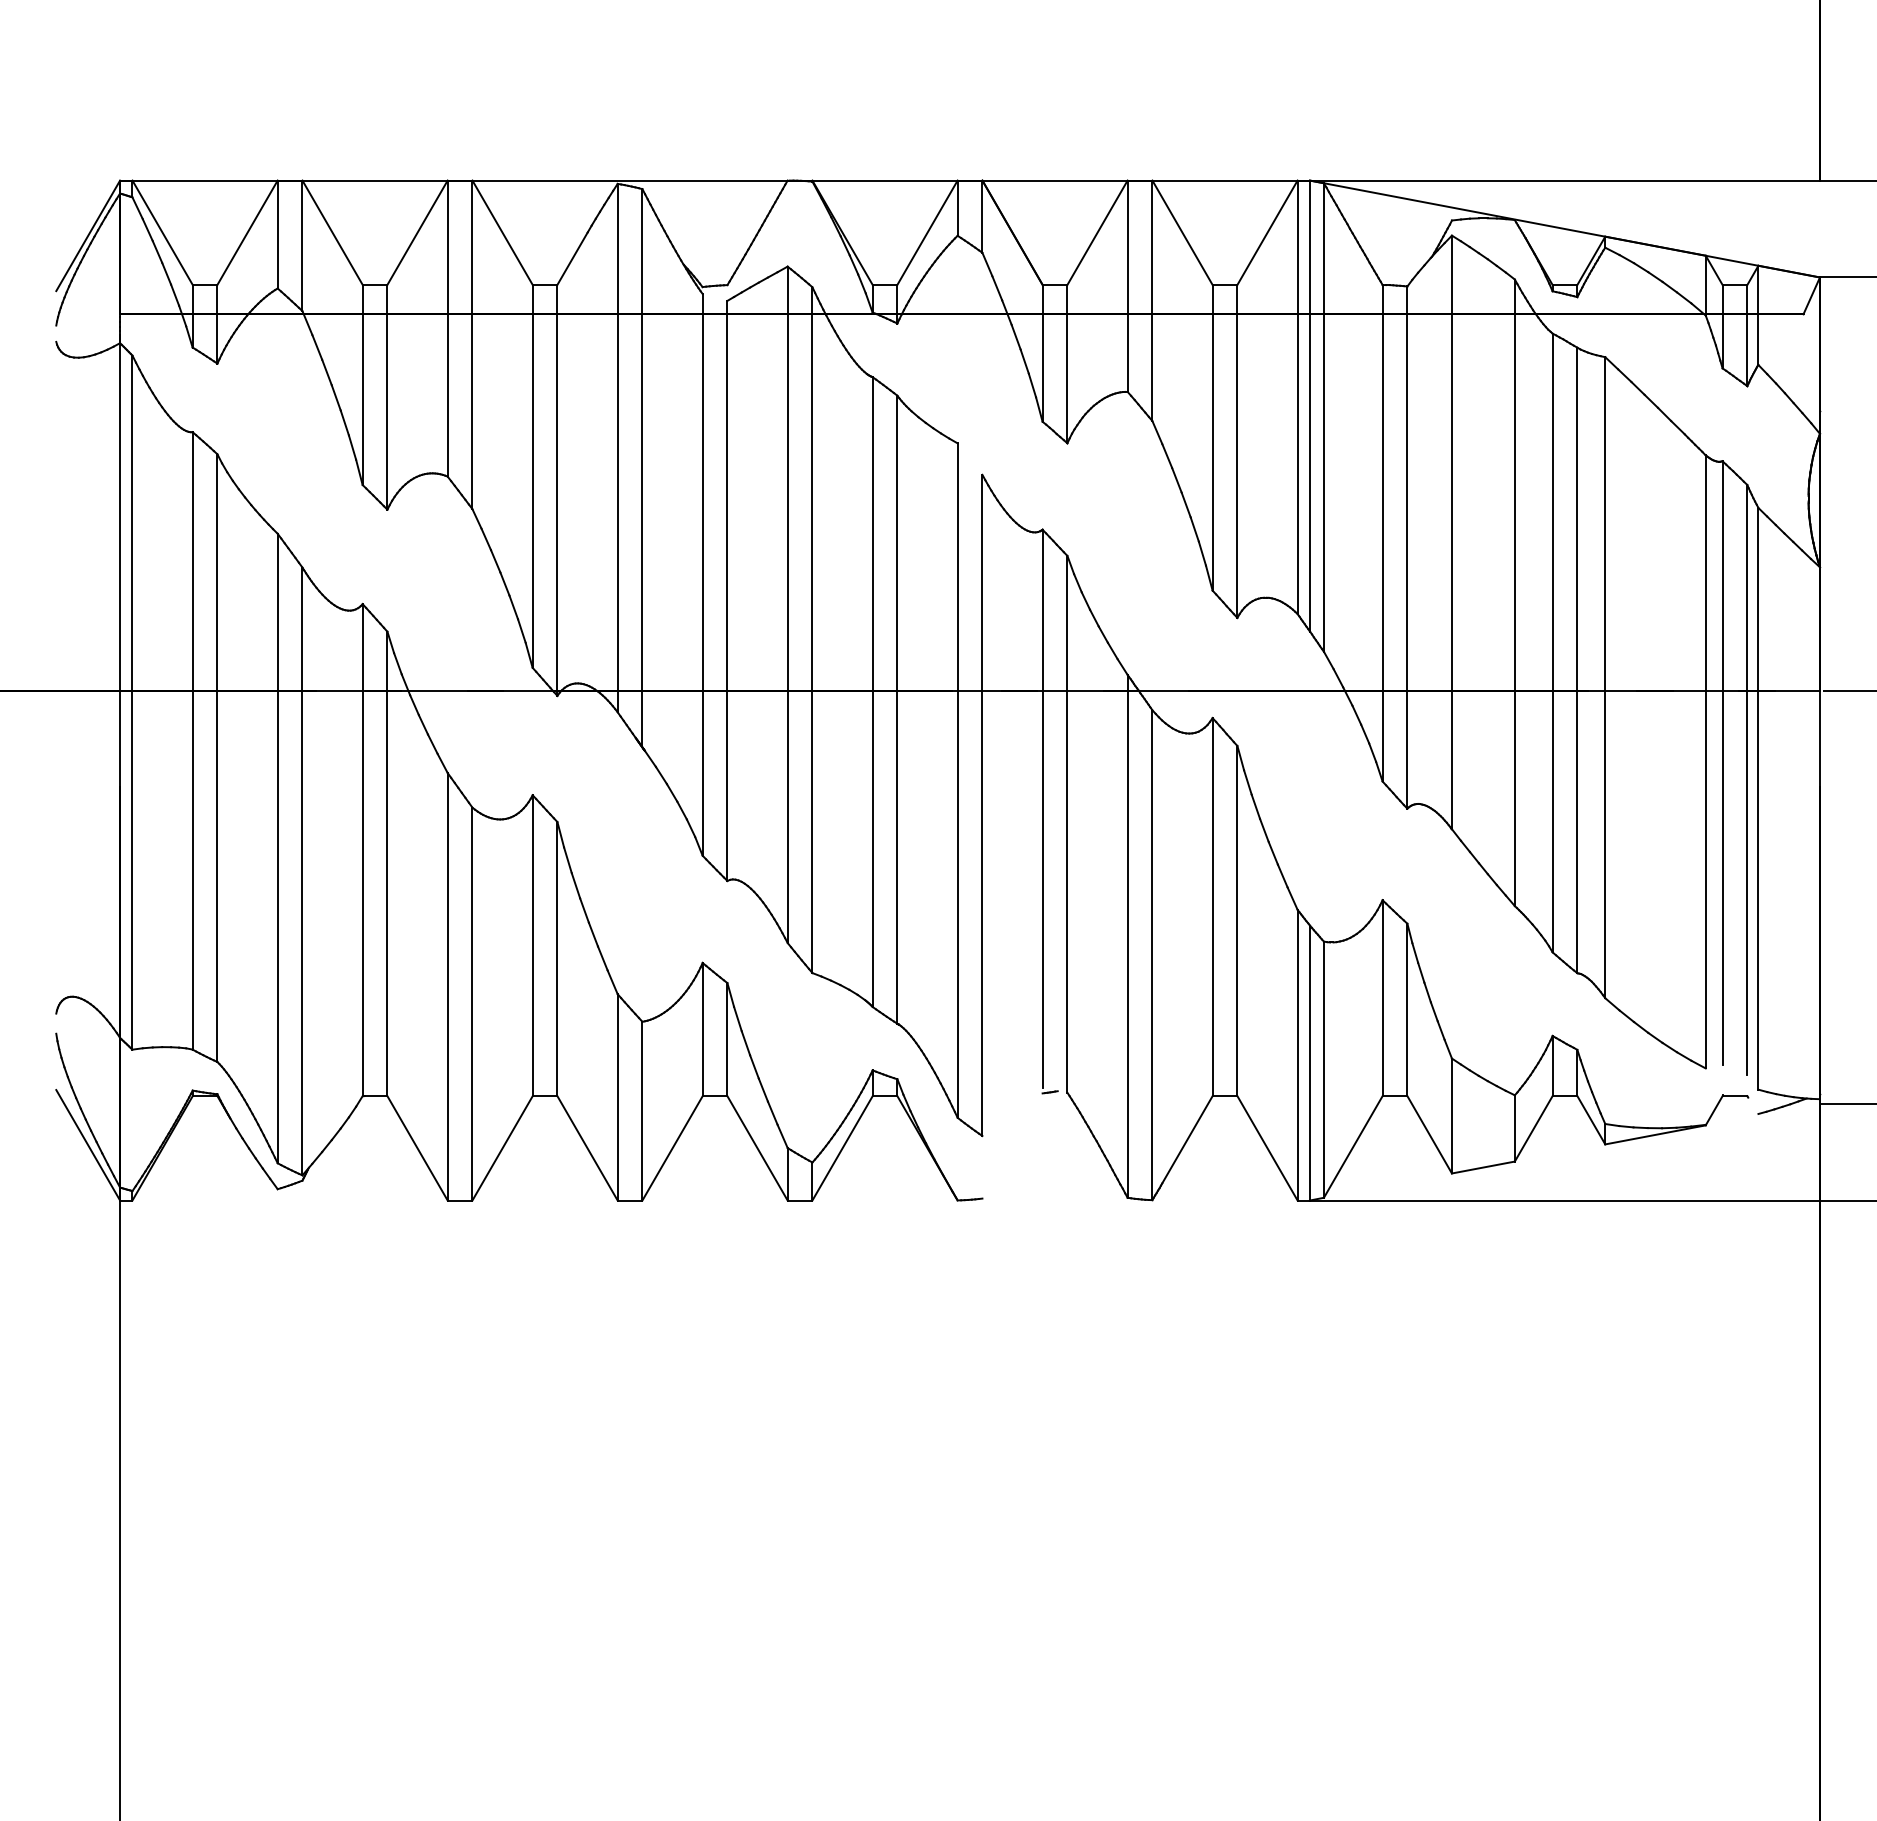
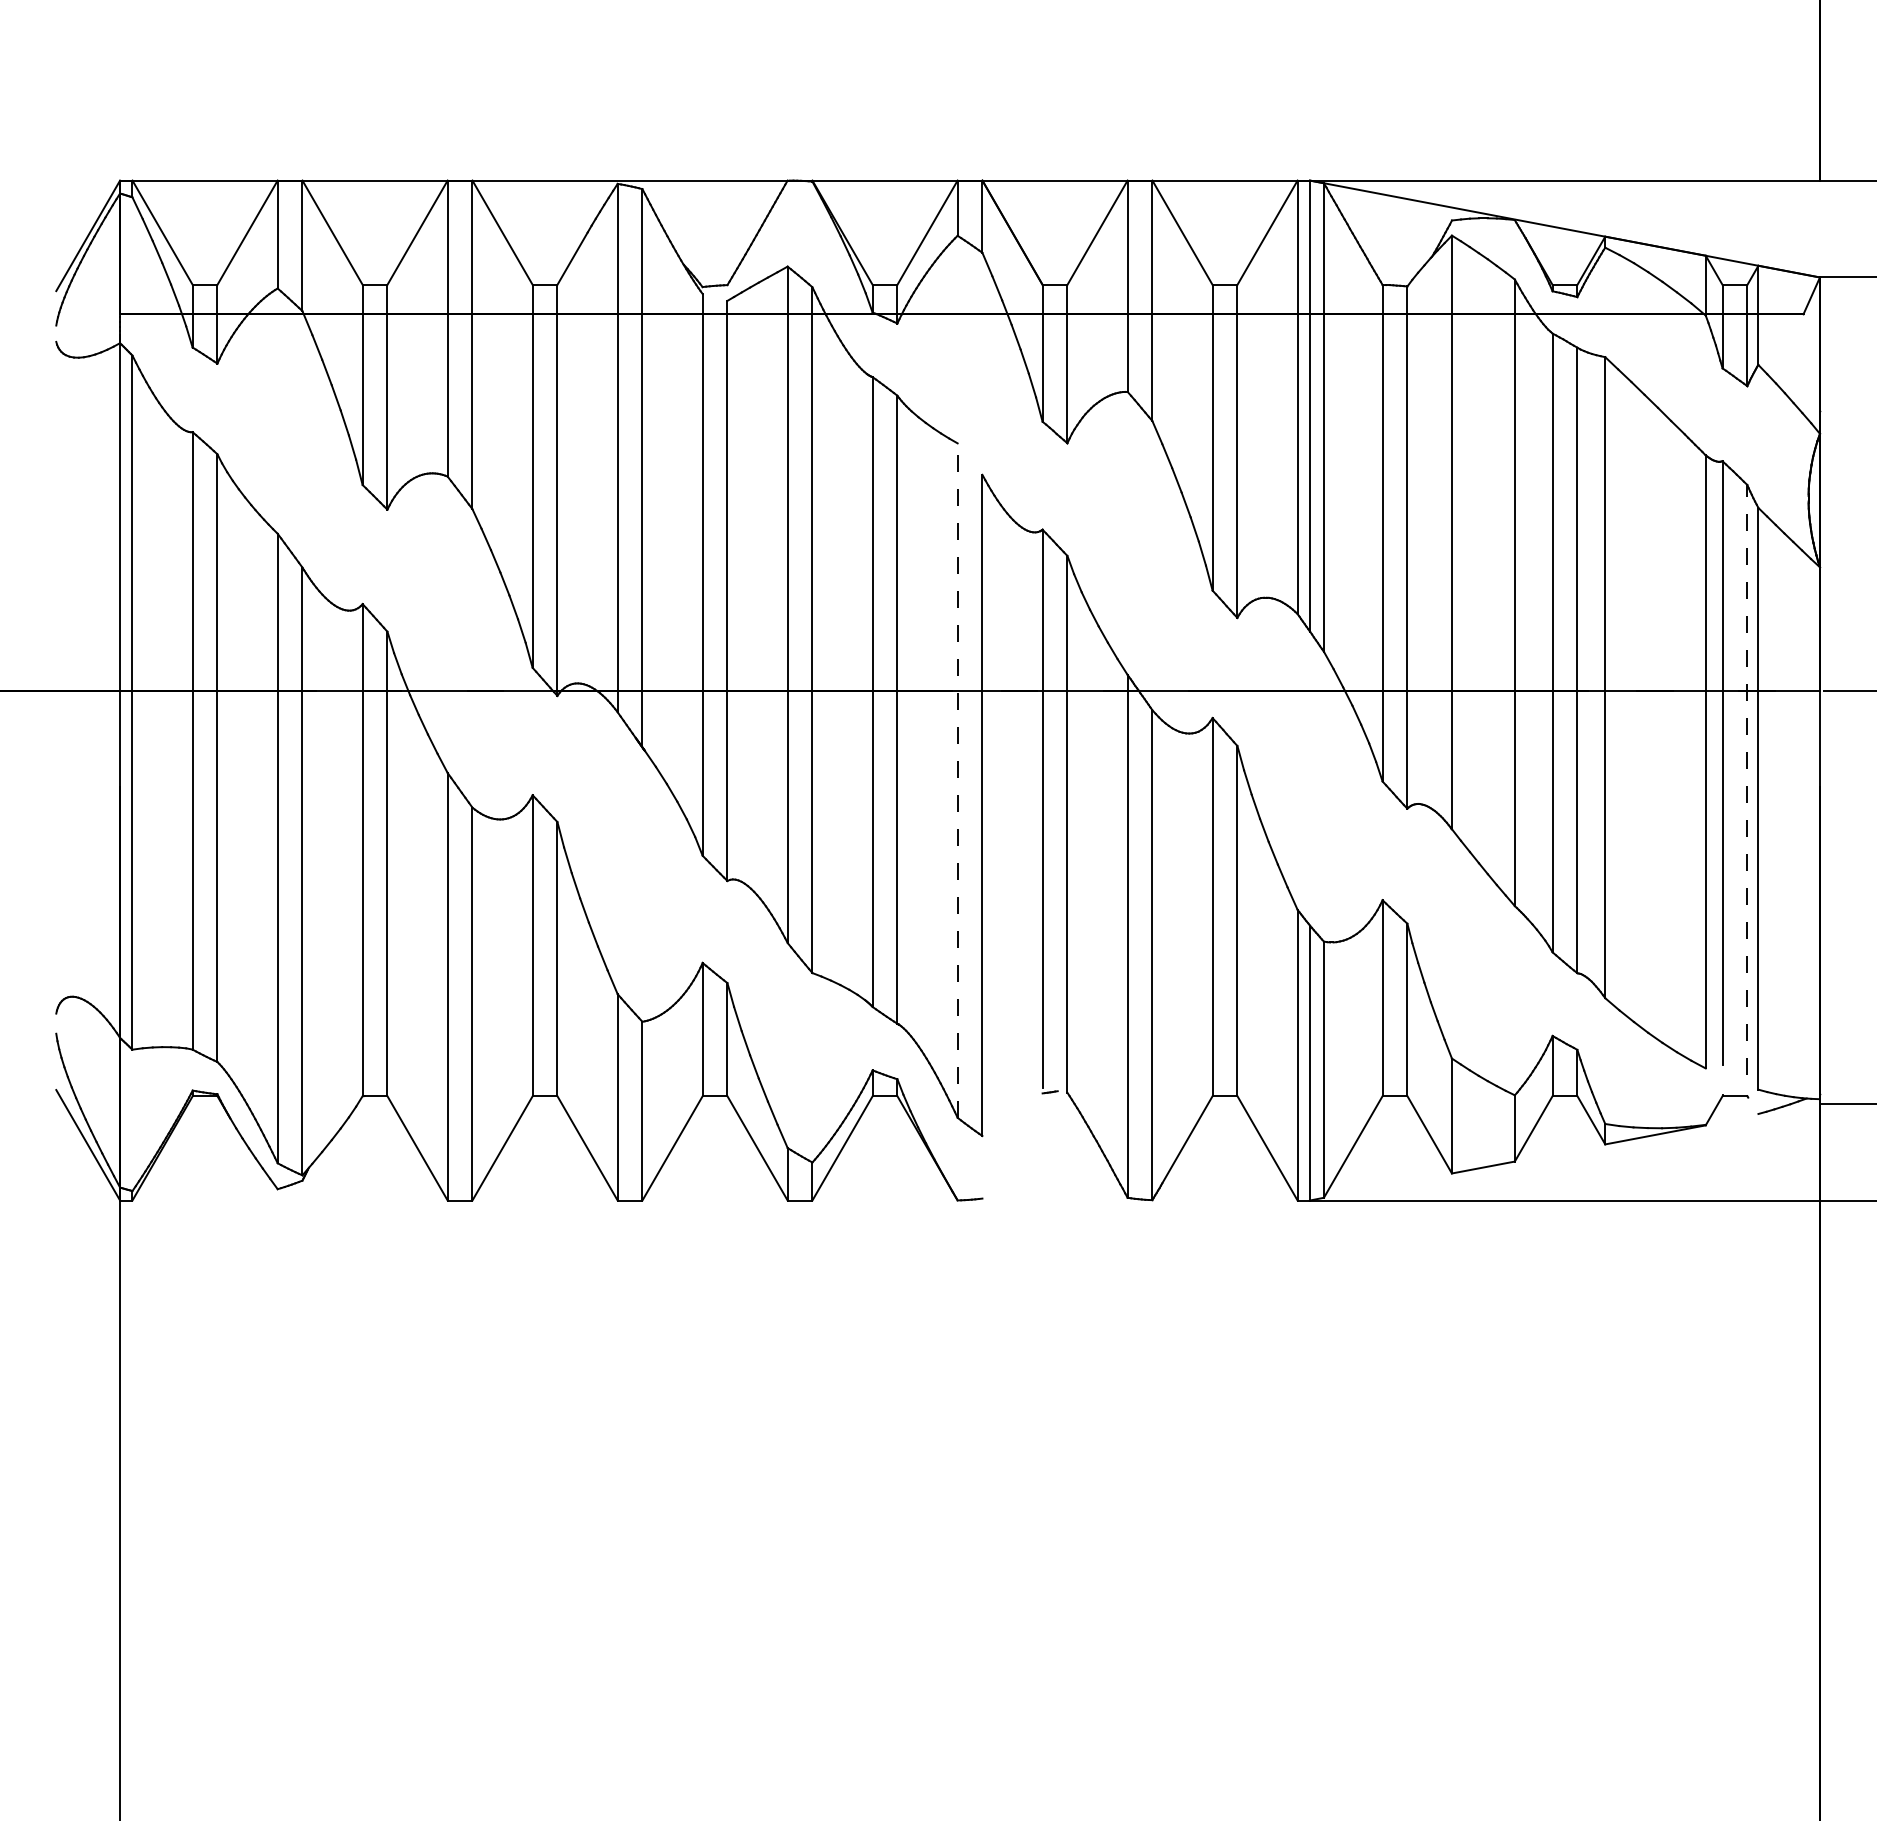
line: solid -> dashed (1747, 779)
line: solid -> dashed (957, 780)
